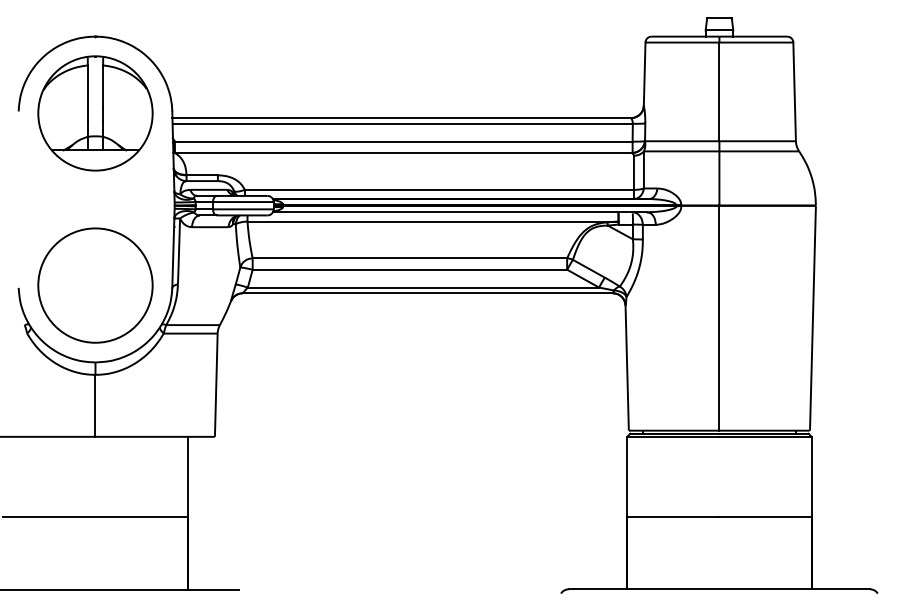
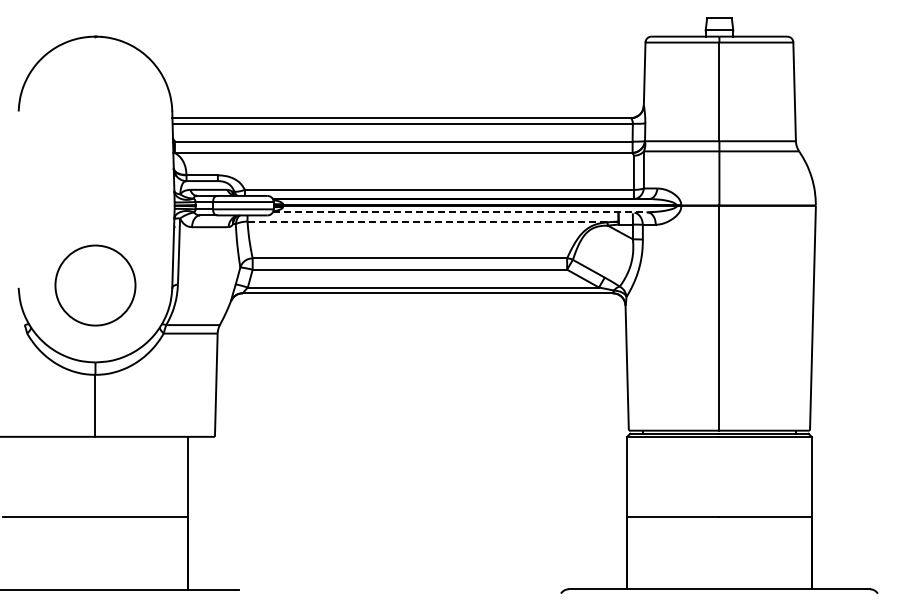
part: present -> none (95, 113)
line: solid -> dashed (460, 212)
line: solid -> dashed (432, 221)
circle size: 117x117 px -> 83x83 px (95, 285)
